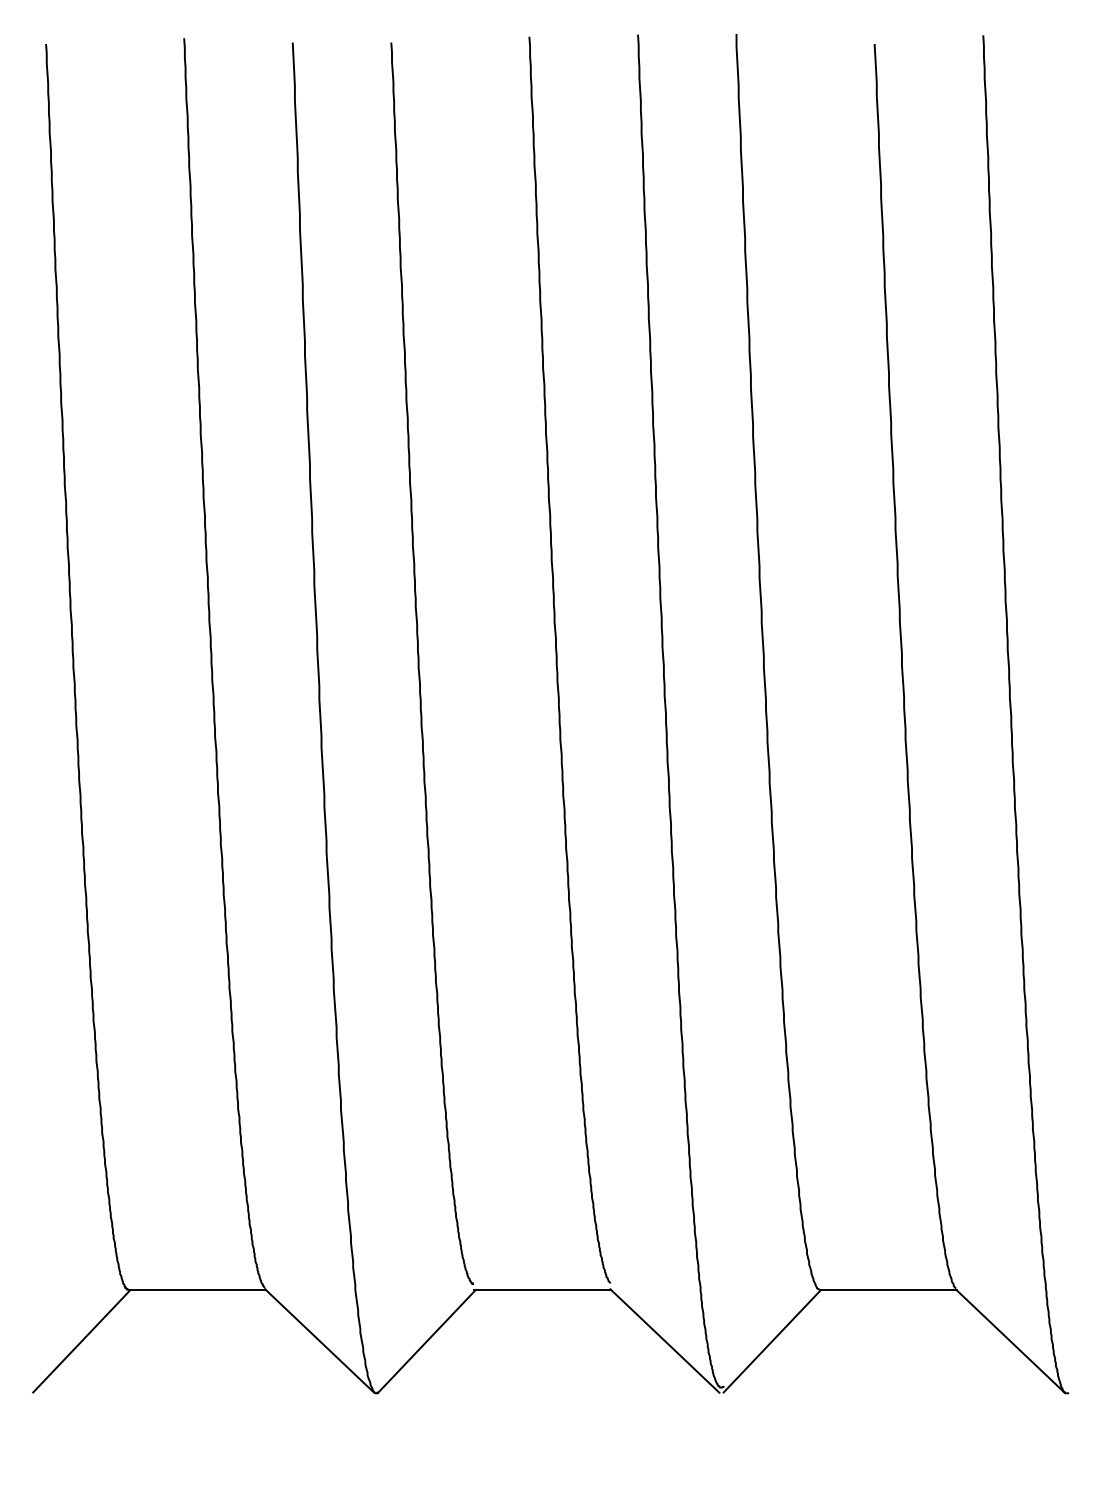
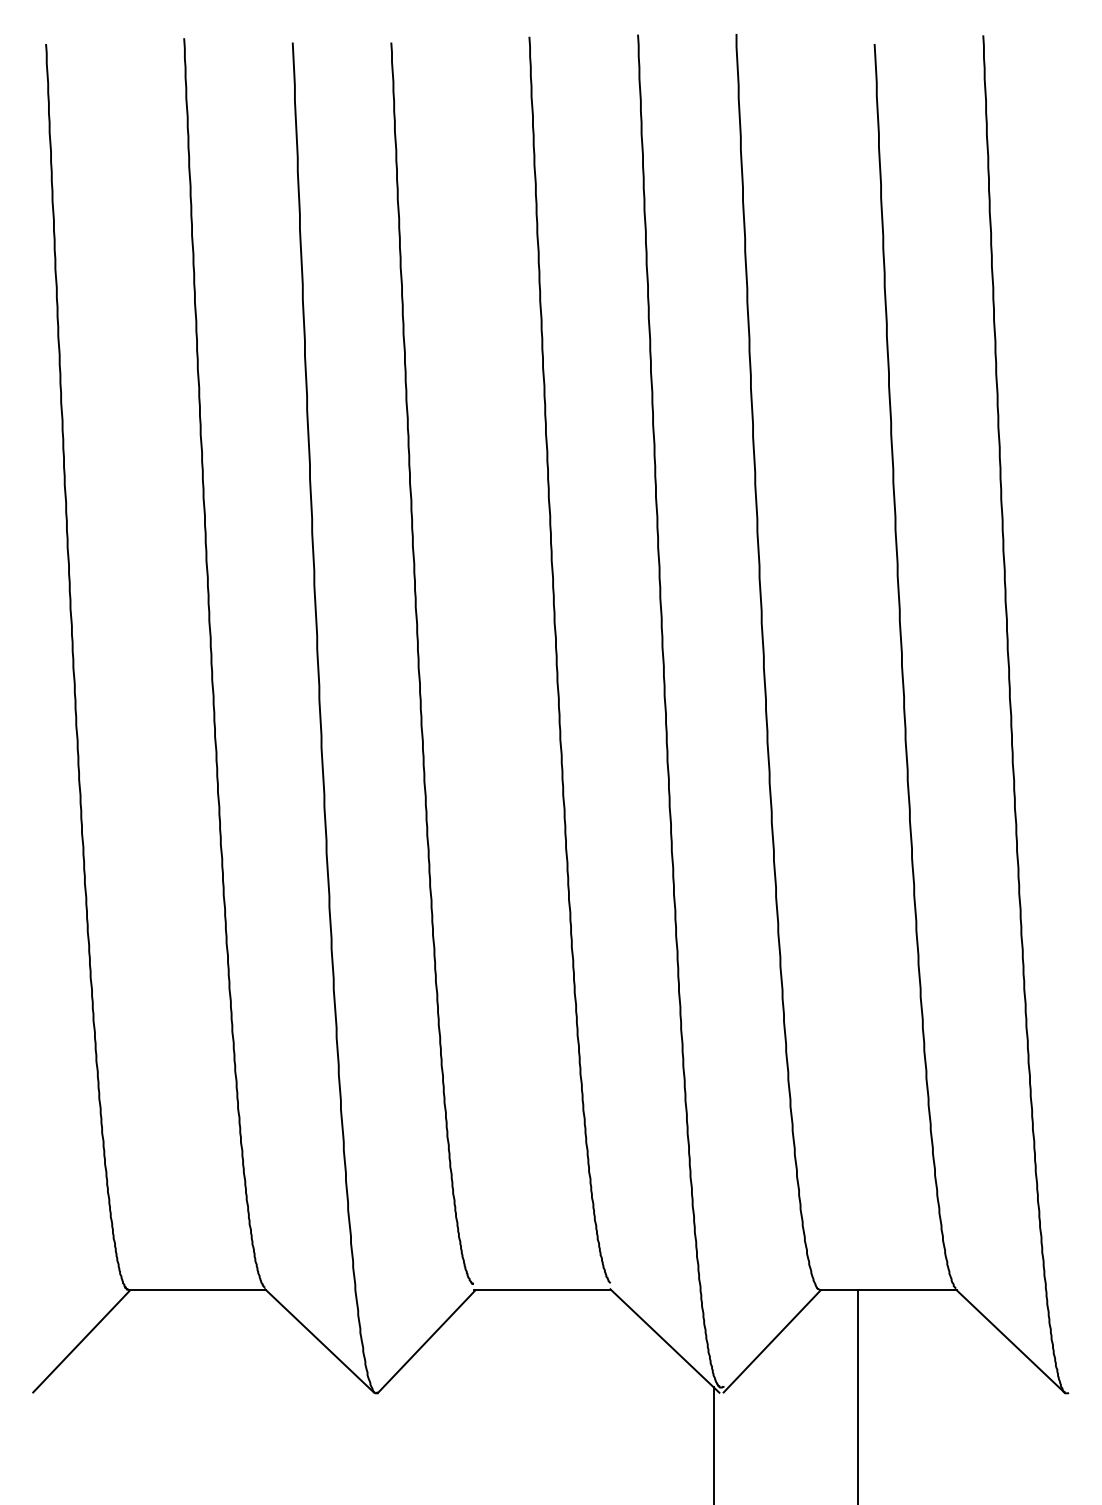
line: none -> present (857, 1395)
line: none -> present (713, 1444)
